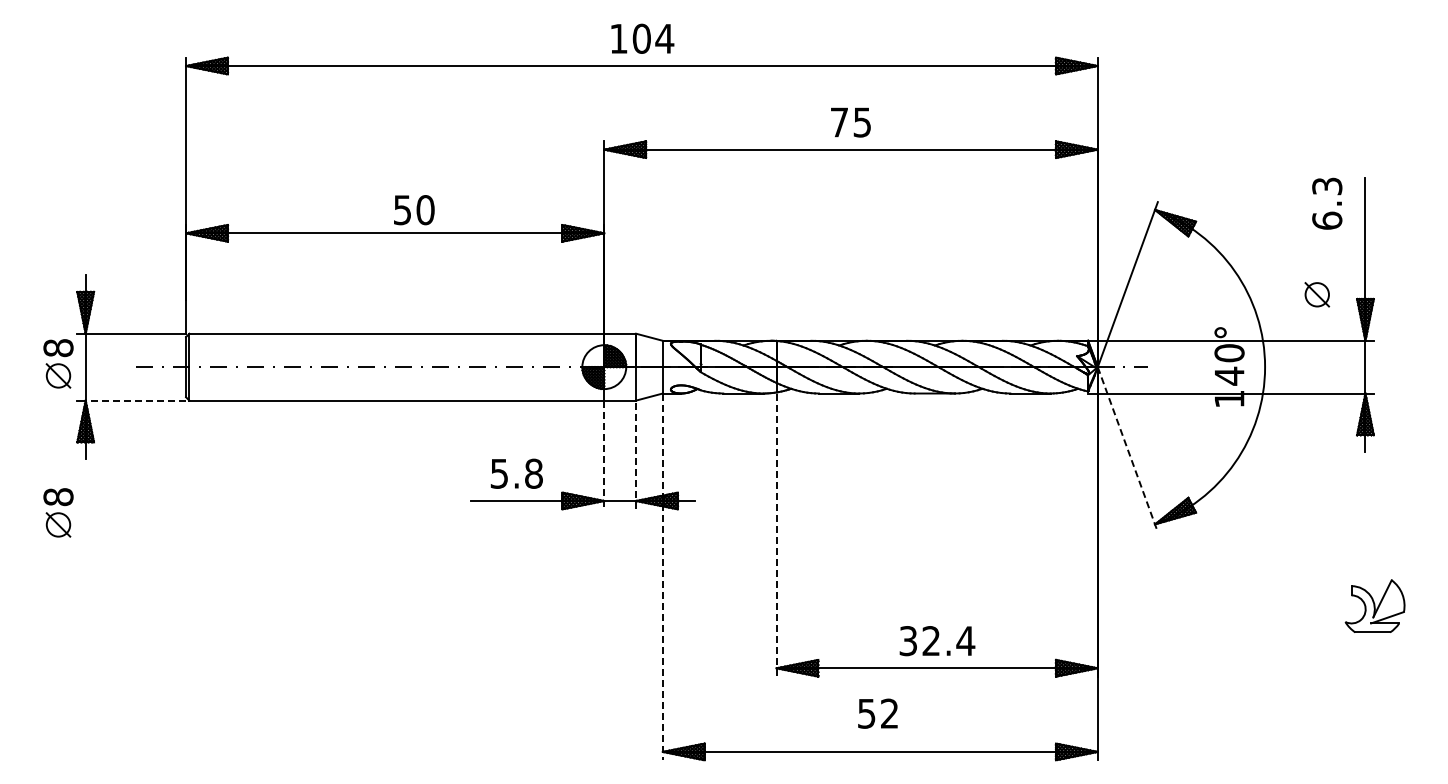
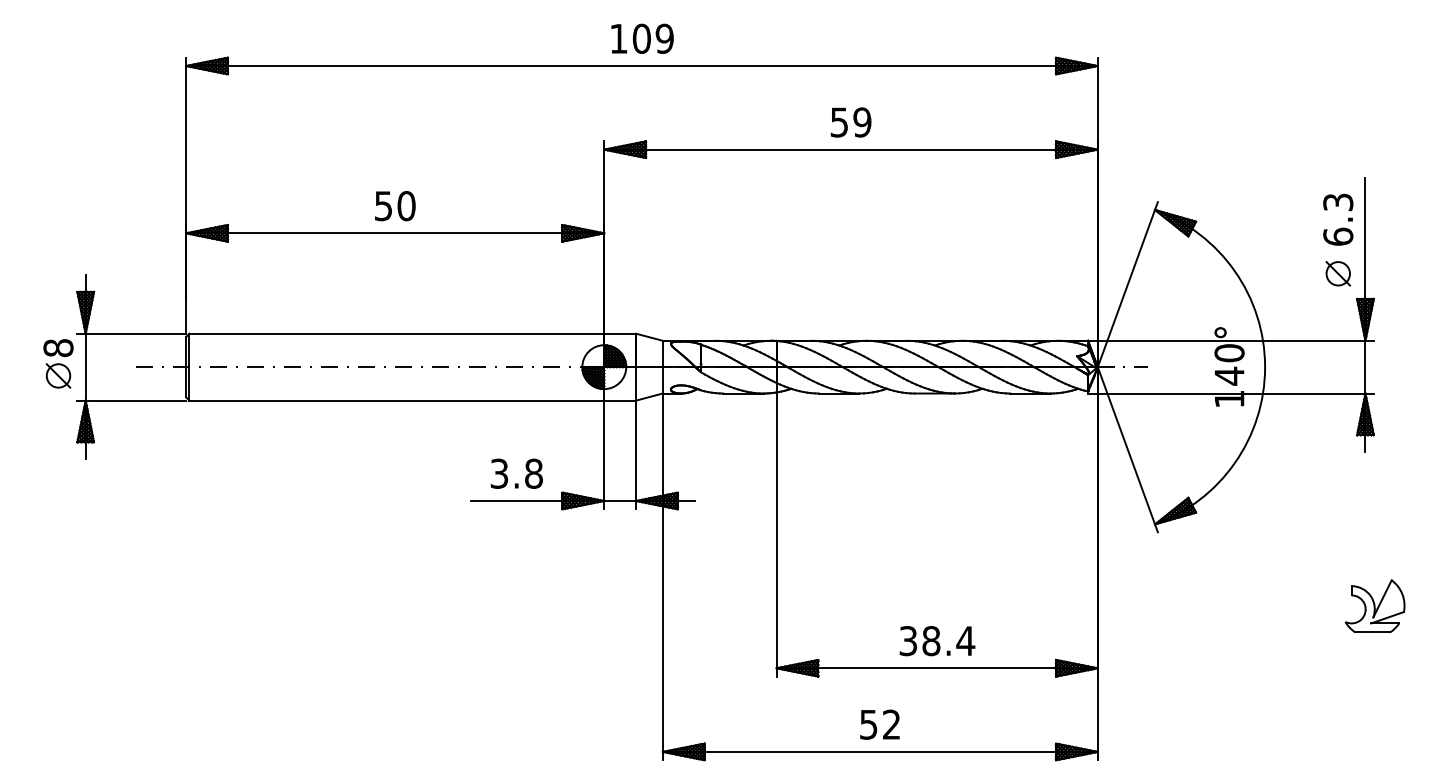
text: 104 -> 109 (664, 38)
text: 75 -> 59 (850, 122)
text position: (1327, 203) -> (1338, 219) (1338, 219)
text position: (414, 210) -> (395, 206) (395, 206)
part position: (1317, 294) -> (1338, 273) (1338, 273)
line: dashed -> solid (135, 400)
line: dashed -> solid (1127, 449)
line: dashed -> solid (636, 454)
line: dashed -> solid (604, 455)
text: 5.8 -> 3.8 (499, 473)
part: present -> none (58, 512)
line: dashed -> solid (776, 535)
line: dashed -> solid (662, 577)
text: 32.4 -> 38.4 (931, 641)
text position: (877, 713) -> (879, 724) (879, 724)
